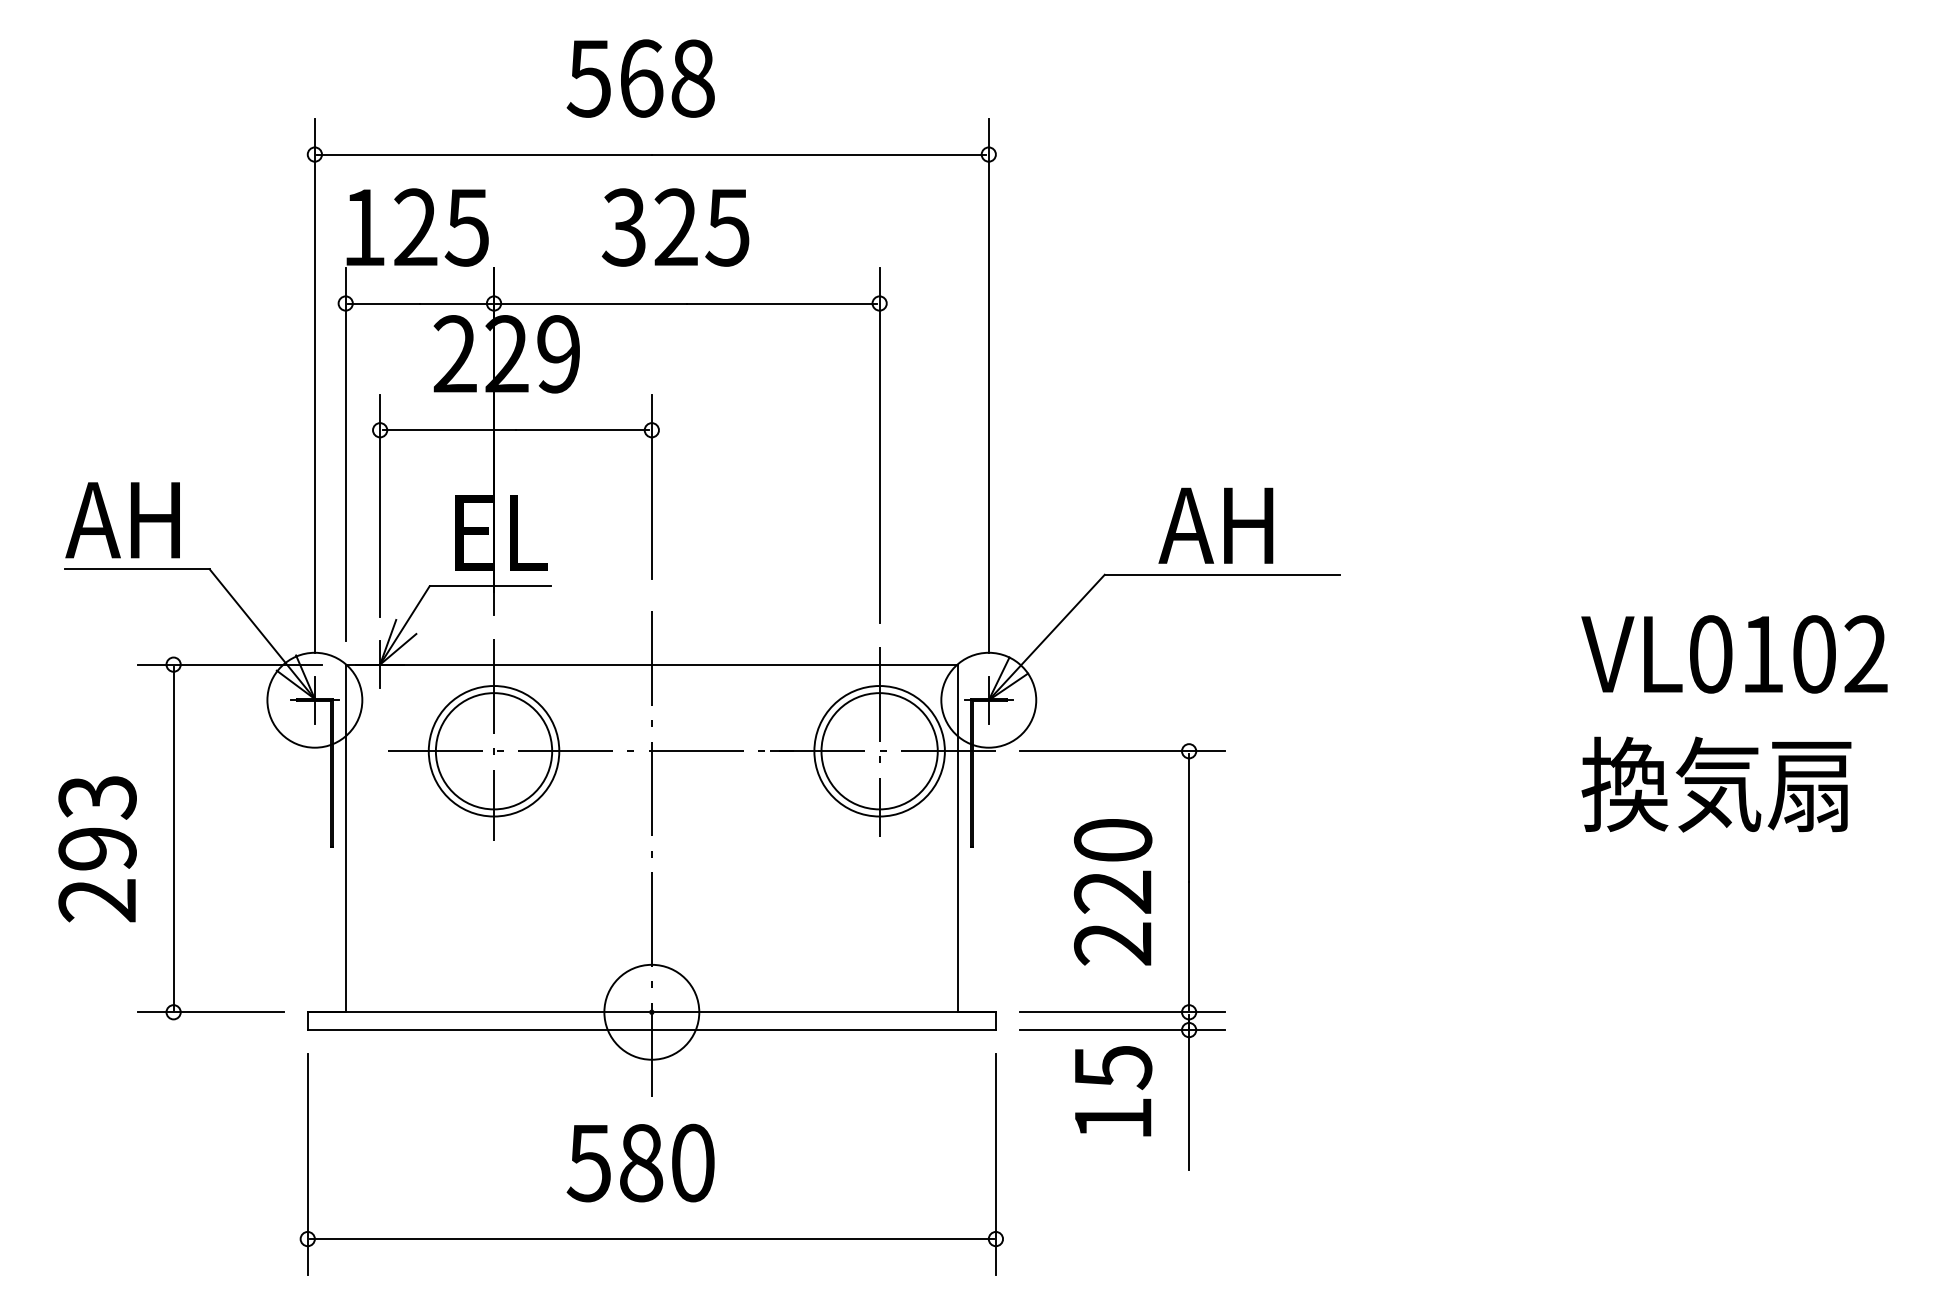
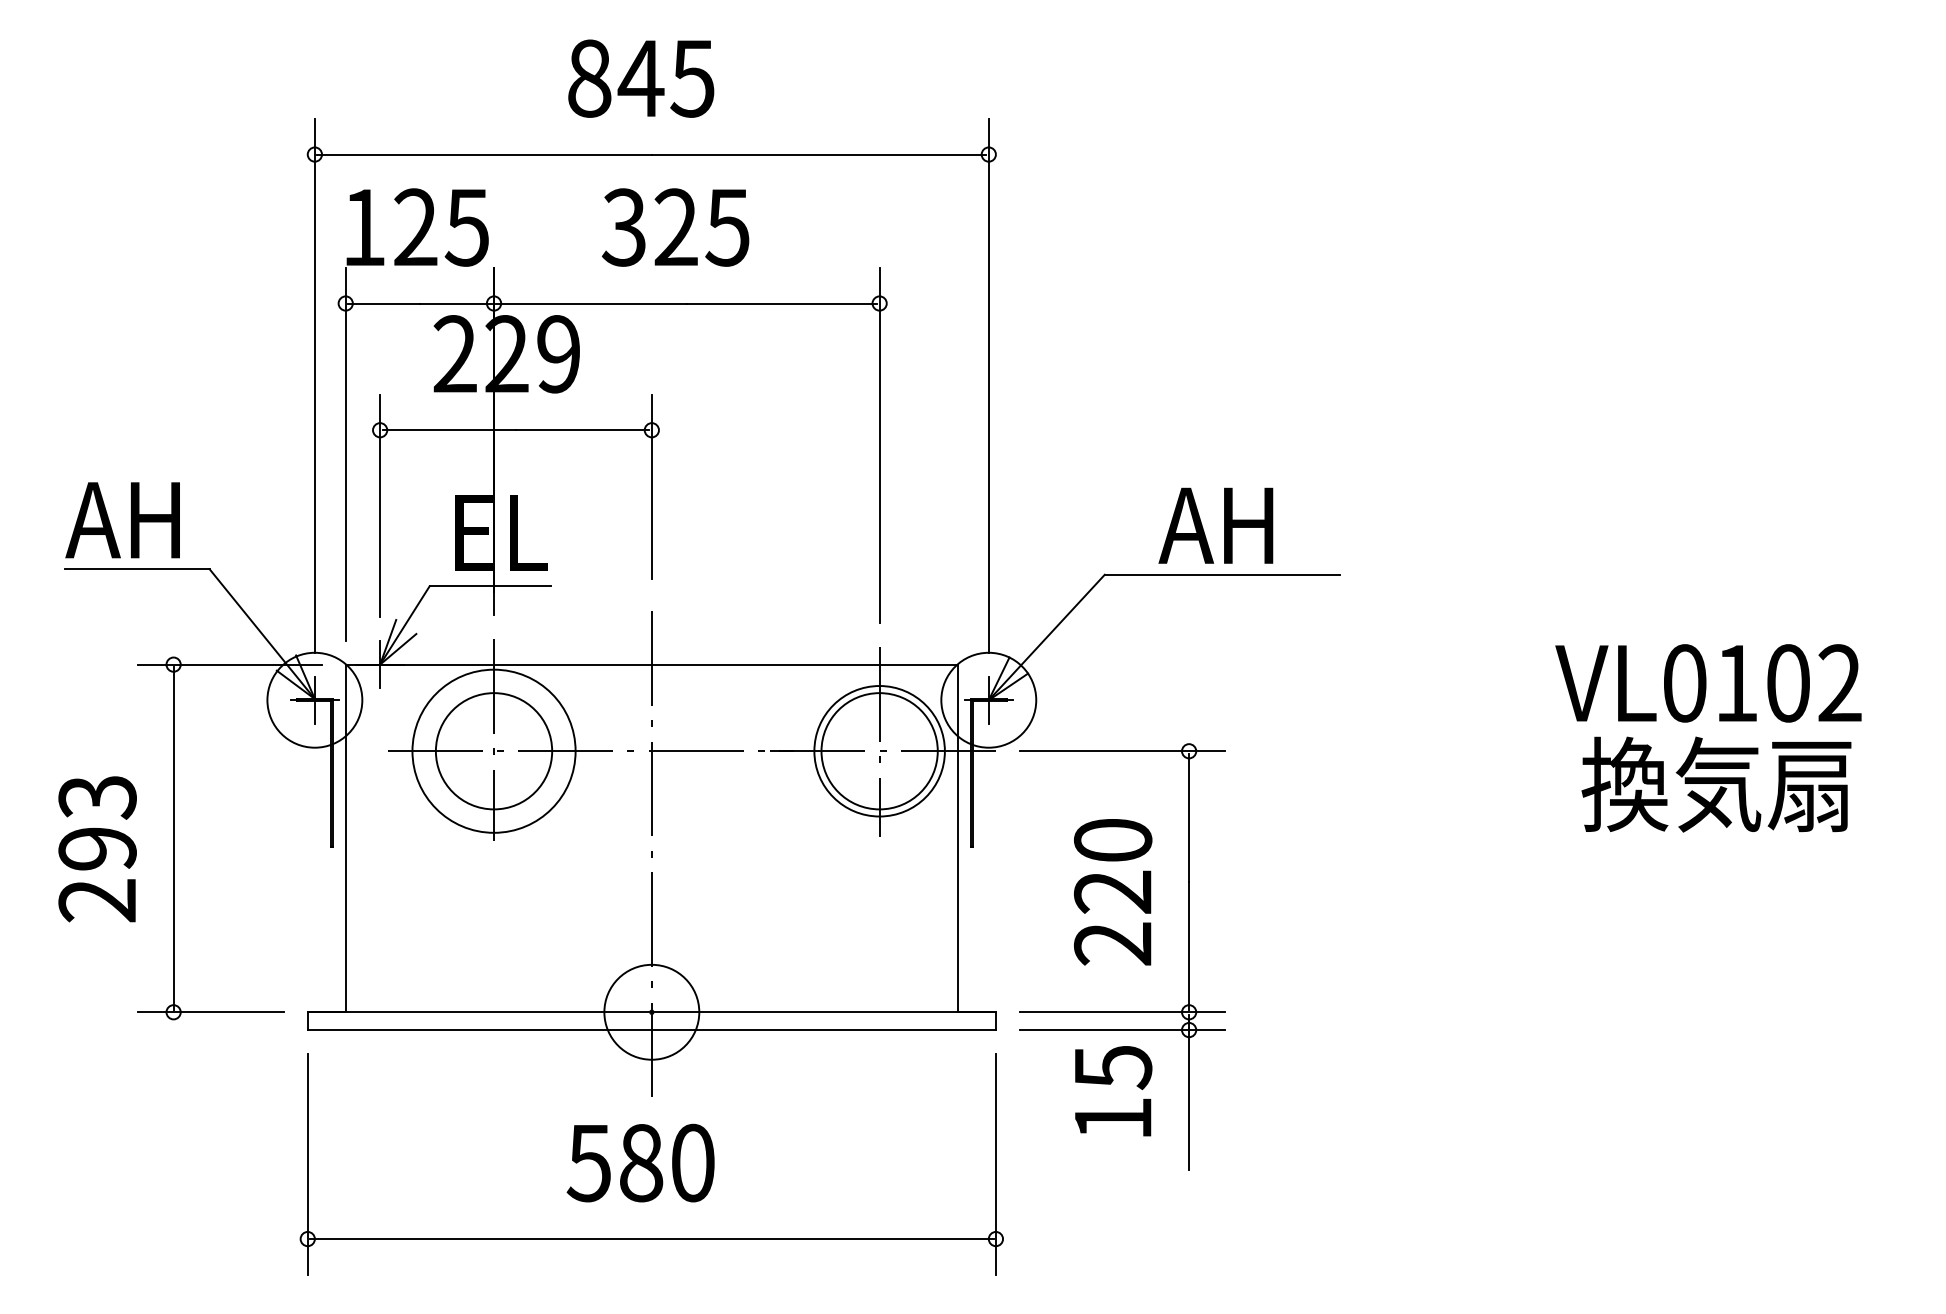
text: 568 -> 845 (640, 78)
text position: (1734, 654) -> (1708, 683) (1708, 683)
circle diameter: 131 px -> 163 px (493, 750)
